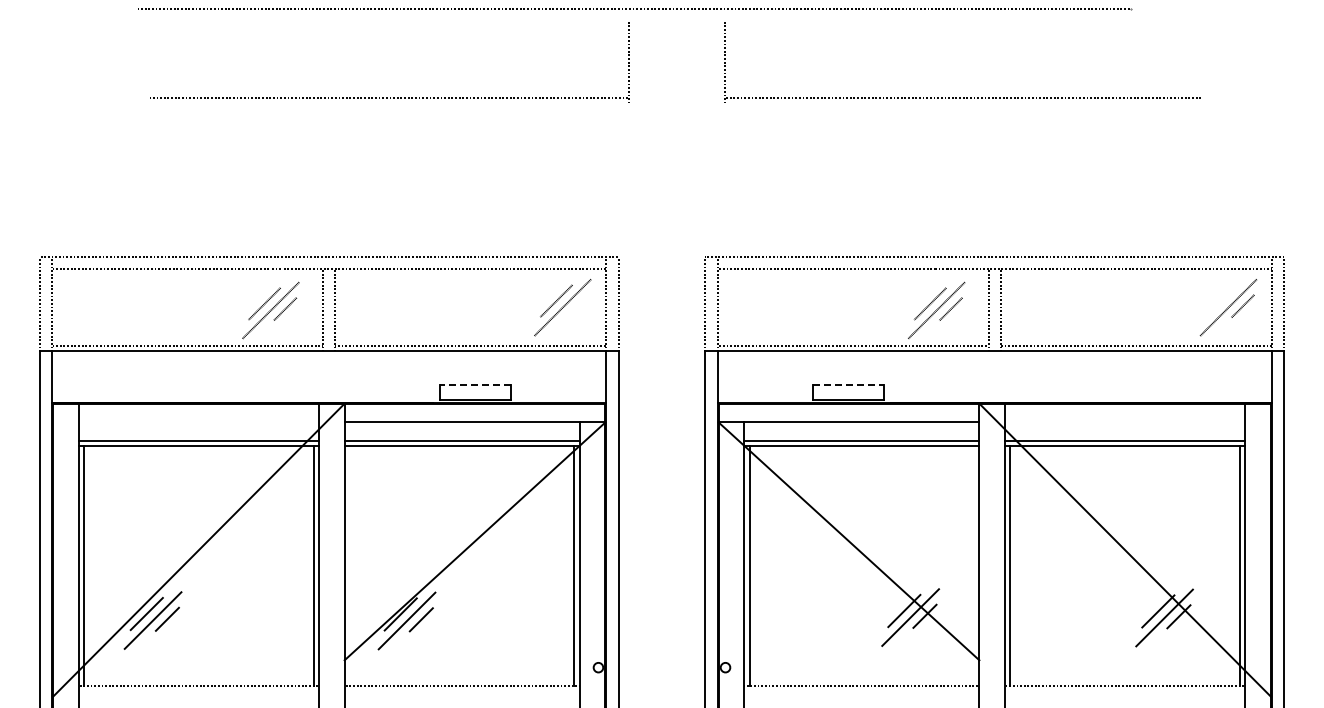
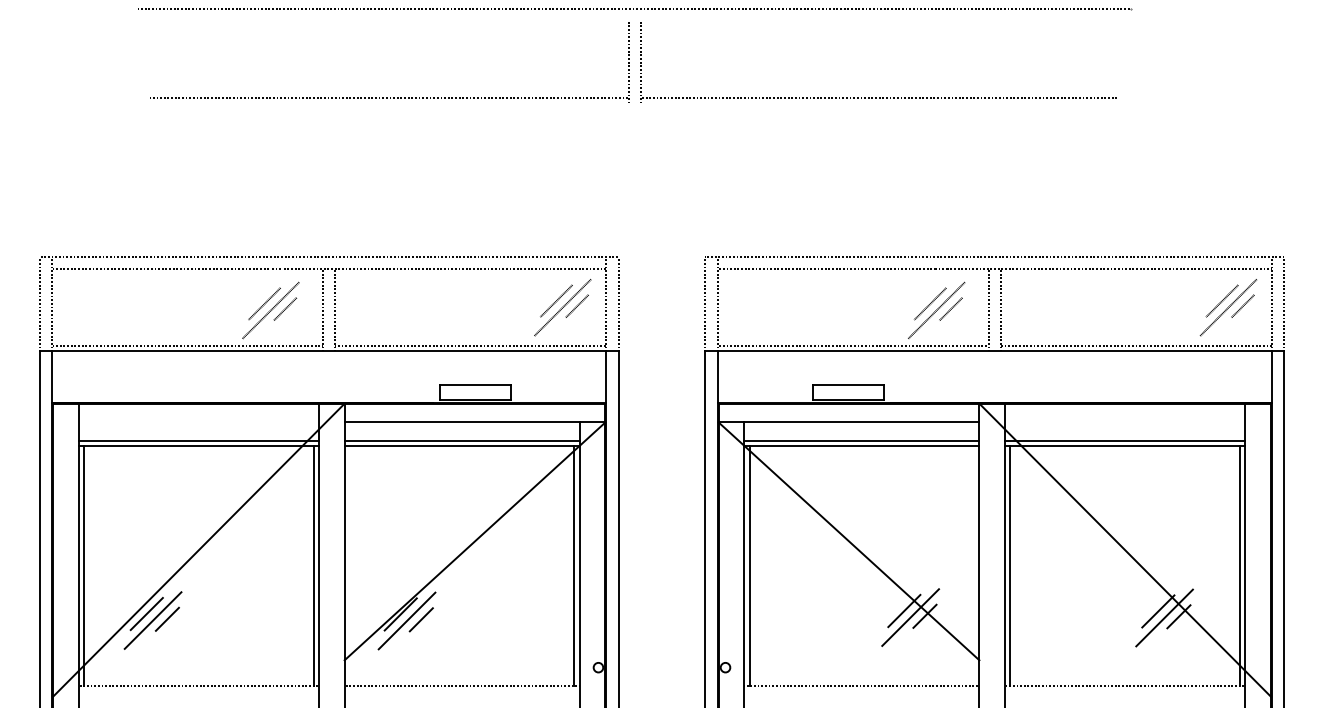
part position: (963, 97) -> (879, 97) (879, 97)
line: none -> present (1222, 301)
line: none -> present (576, 306)
line: dashed -> solid (475, 385)
line: dashed -> solid (848, 385)
